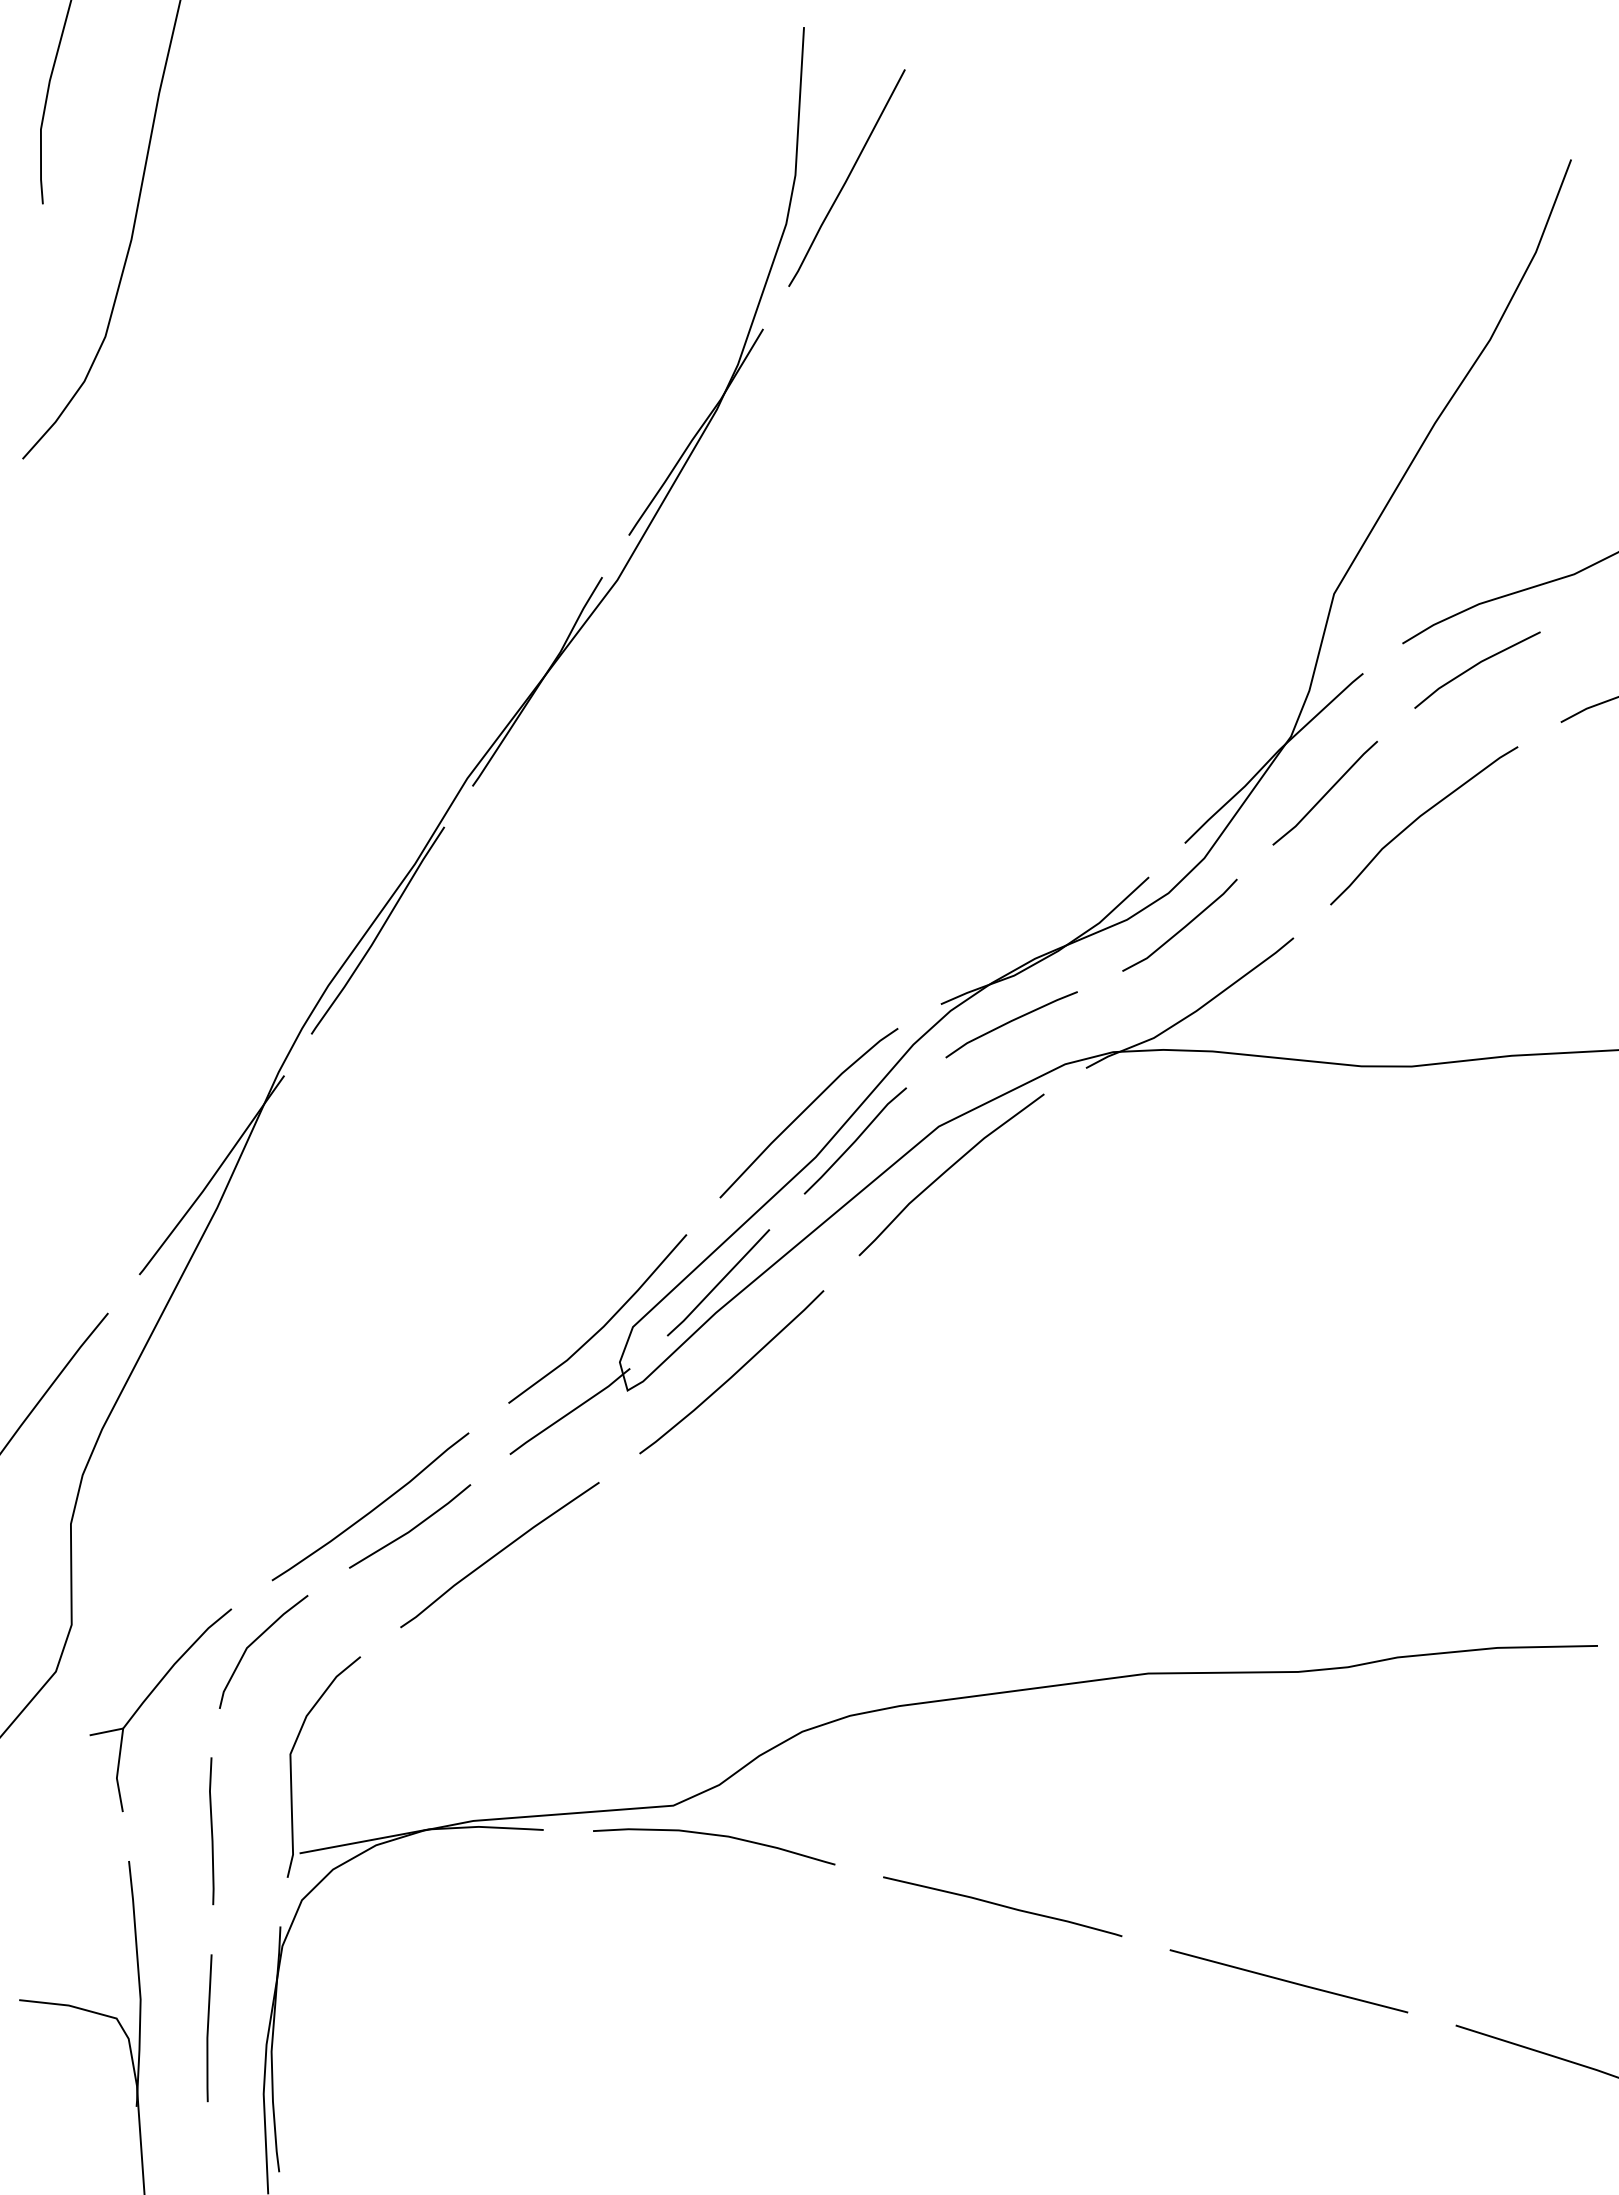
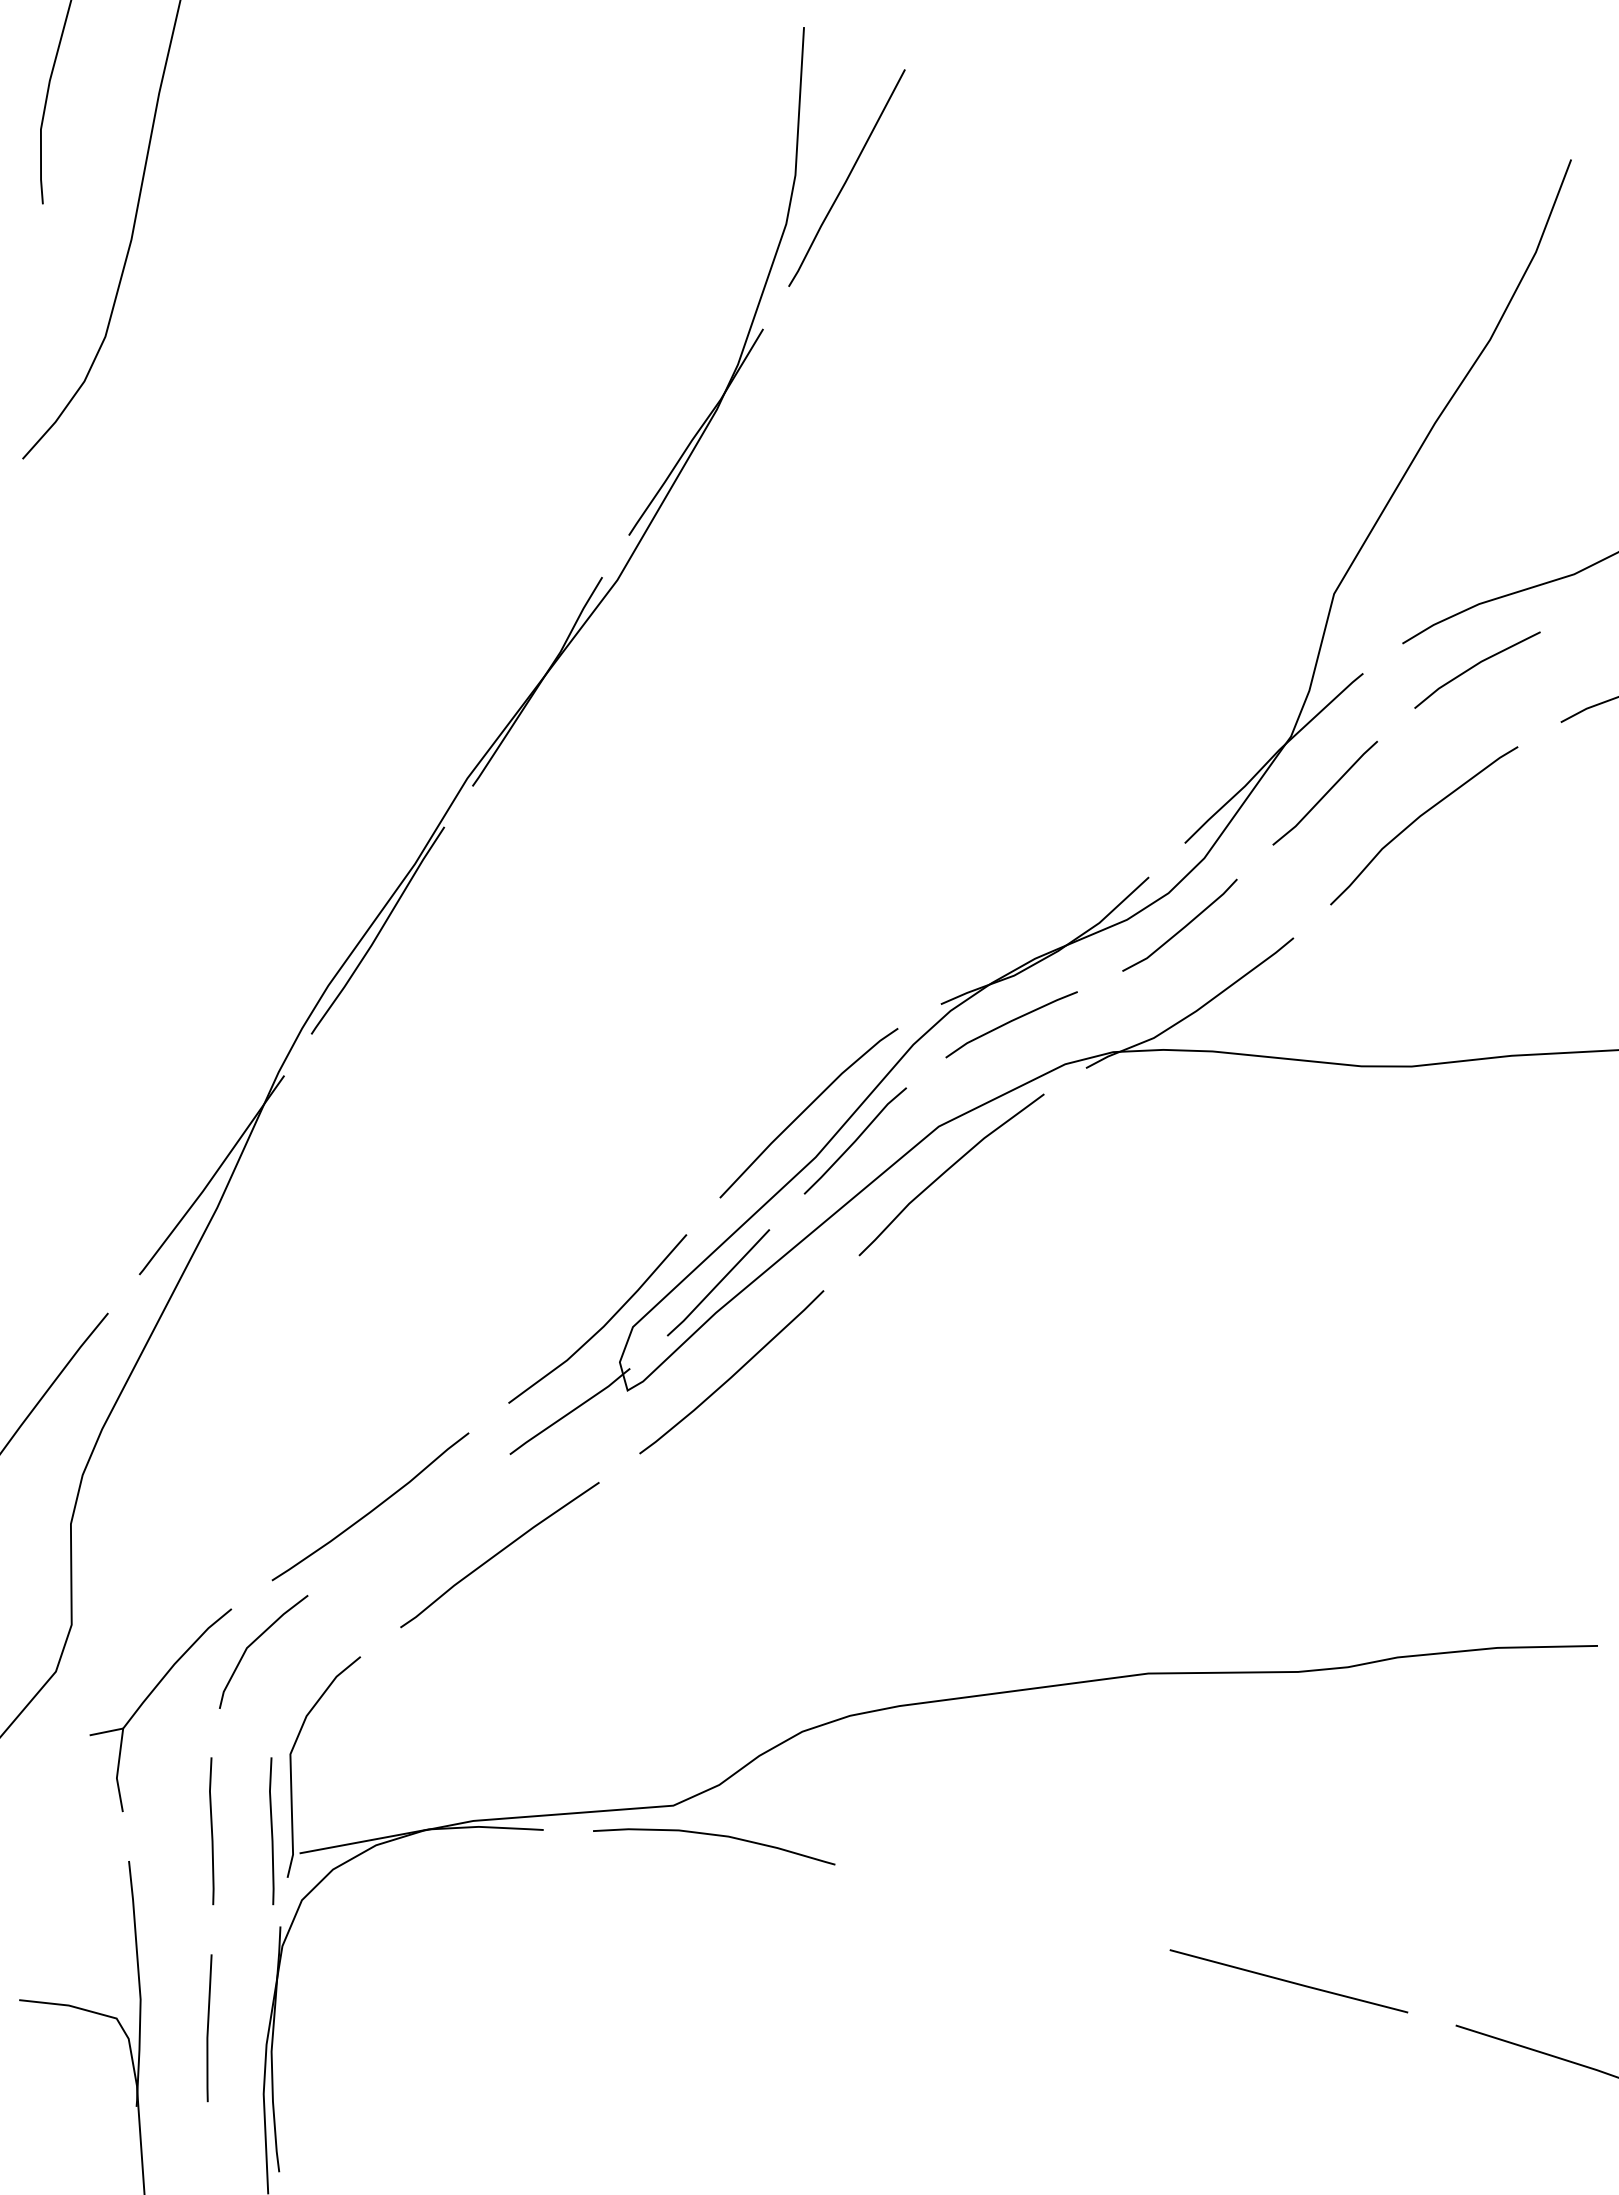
line: present -> none (412, 1528)
line: none -> present (271, 1831)
curve: present -> none (1002, 1906)
